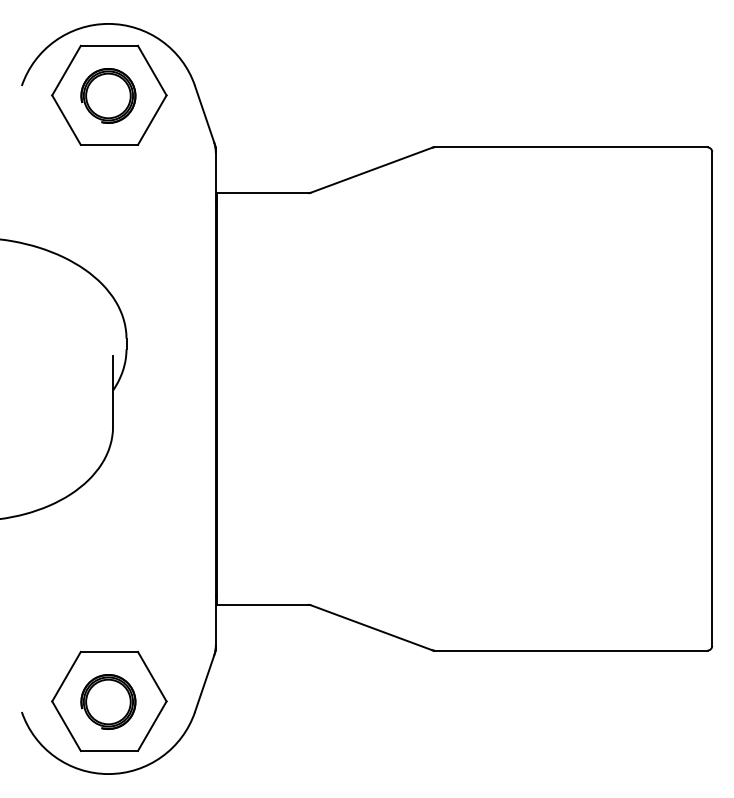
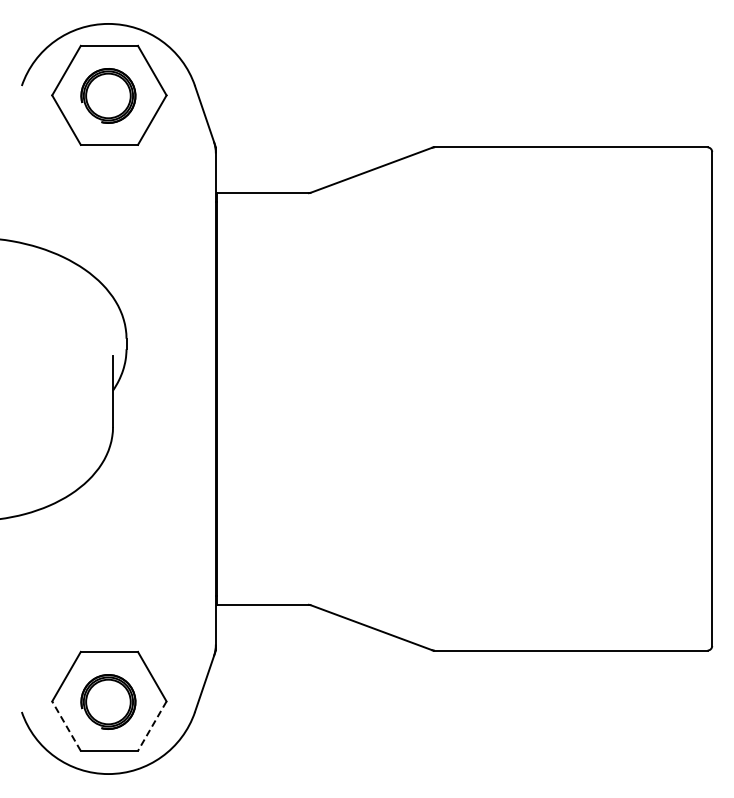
line: solid -> dashed (66, 726)
line: solid -> dashed (152, 726)
